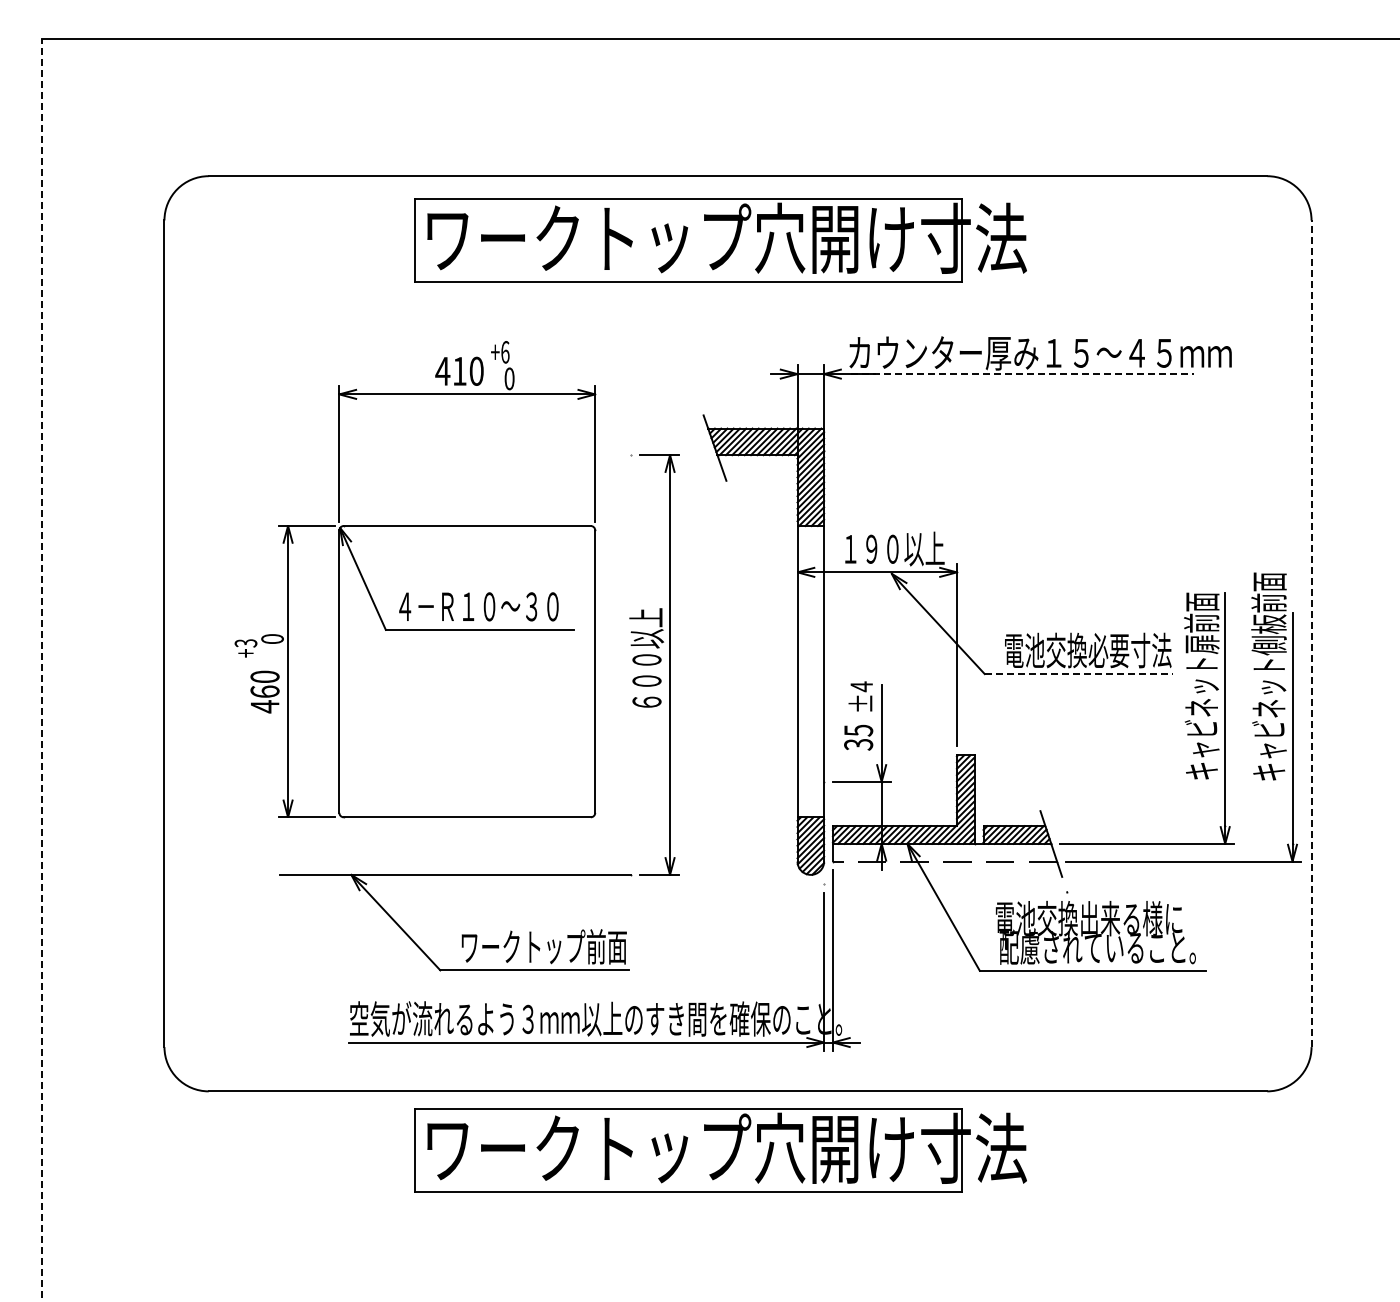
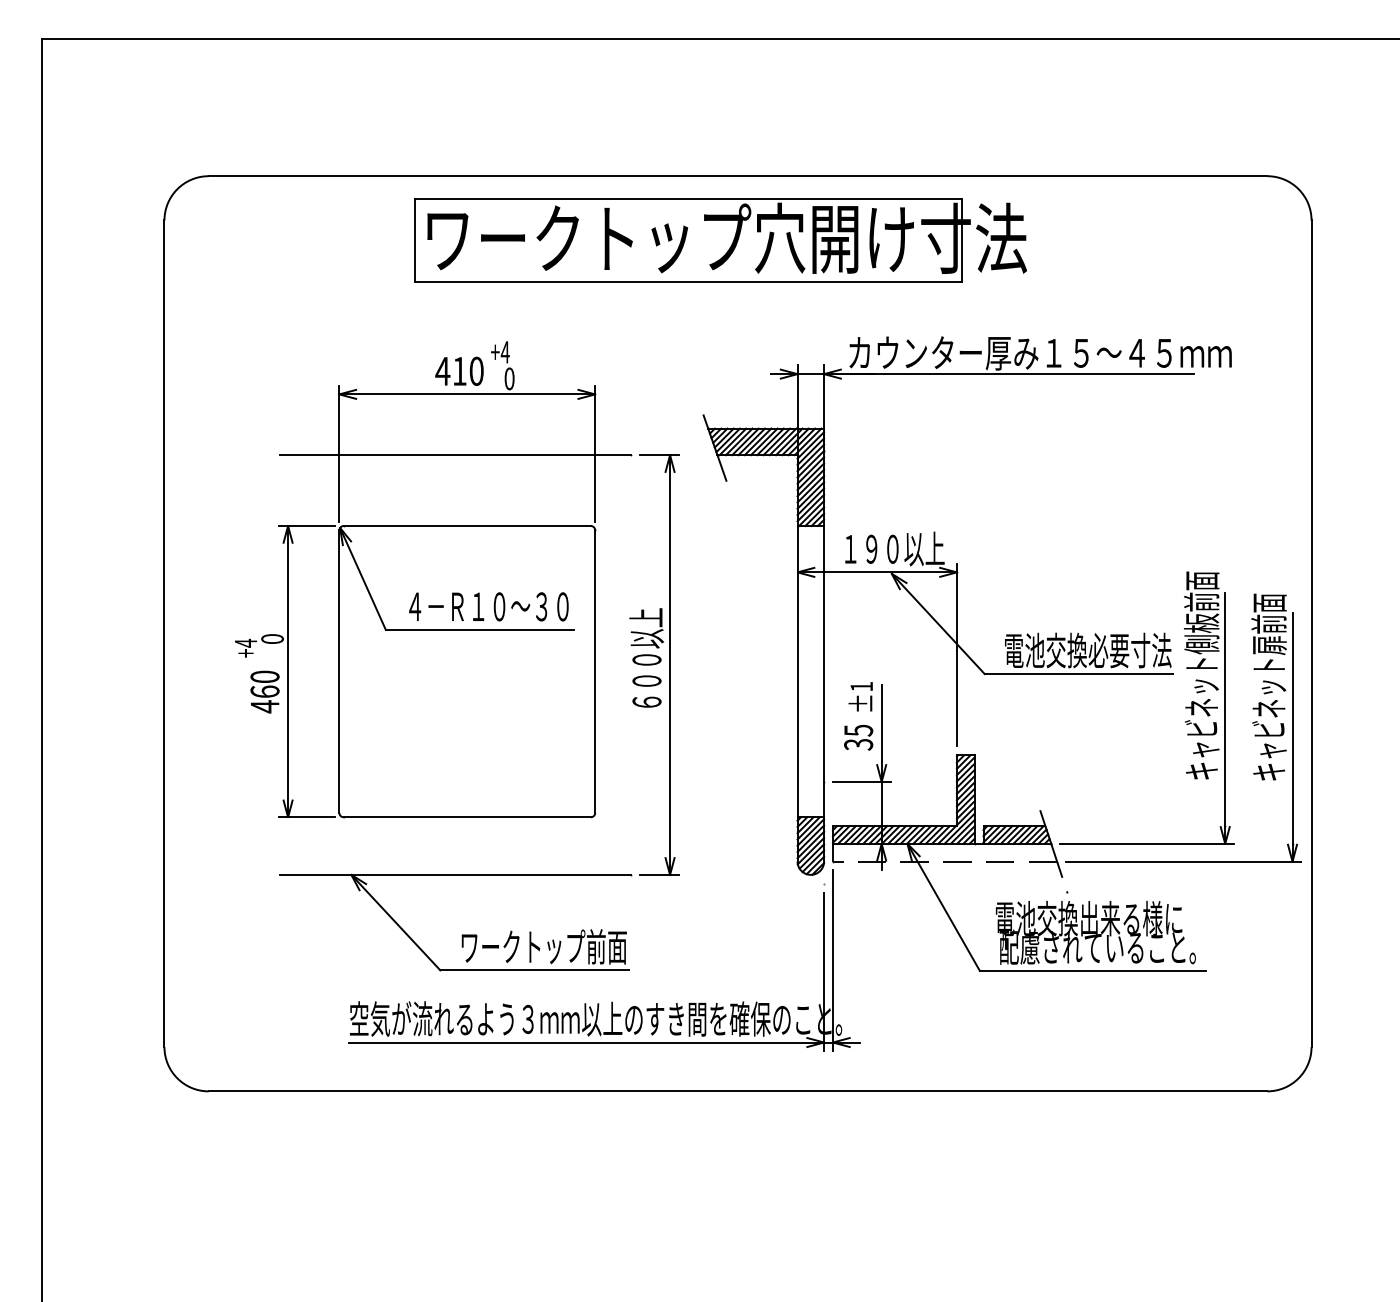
text: +6 -> +4 (504, 352)
line: dashed -> solid (1022, 374)
line: none -> present (455, 455)
text position: (478, 606) -> (488, 606) (488, 606)
text: キャビネット扉前面 -> キャビネット側板前面 (1201, 612)
text: キャビネット側板前面 -> キャビネット扉前面 (1268, 613)
line: dashed -> solid (1311, 633)
text: +3 -> +4 (245, 642)
line: dashed -> solid (42, 669)
line: dashed -> solid (1079, 674)
text: ±4 -> ±1 (861, 686)
part: present -> none (720, 1150)
